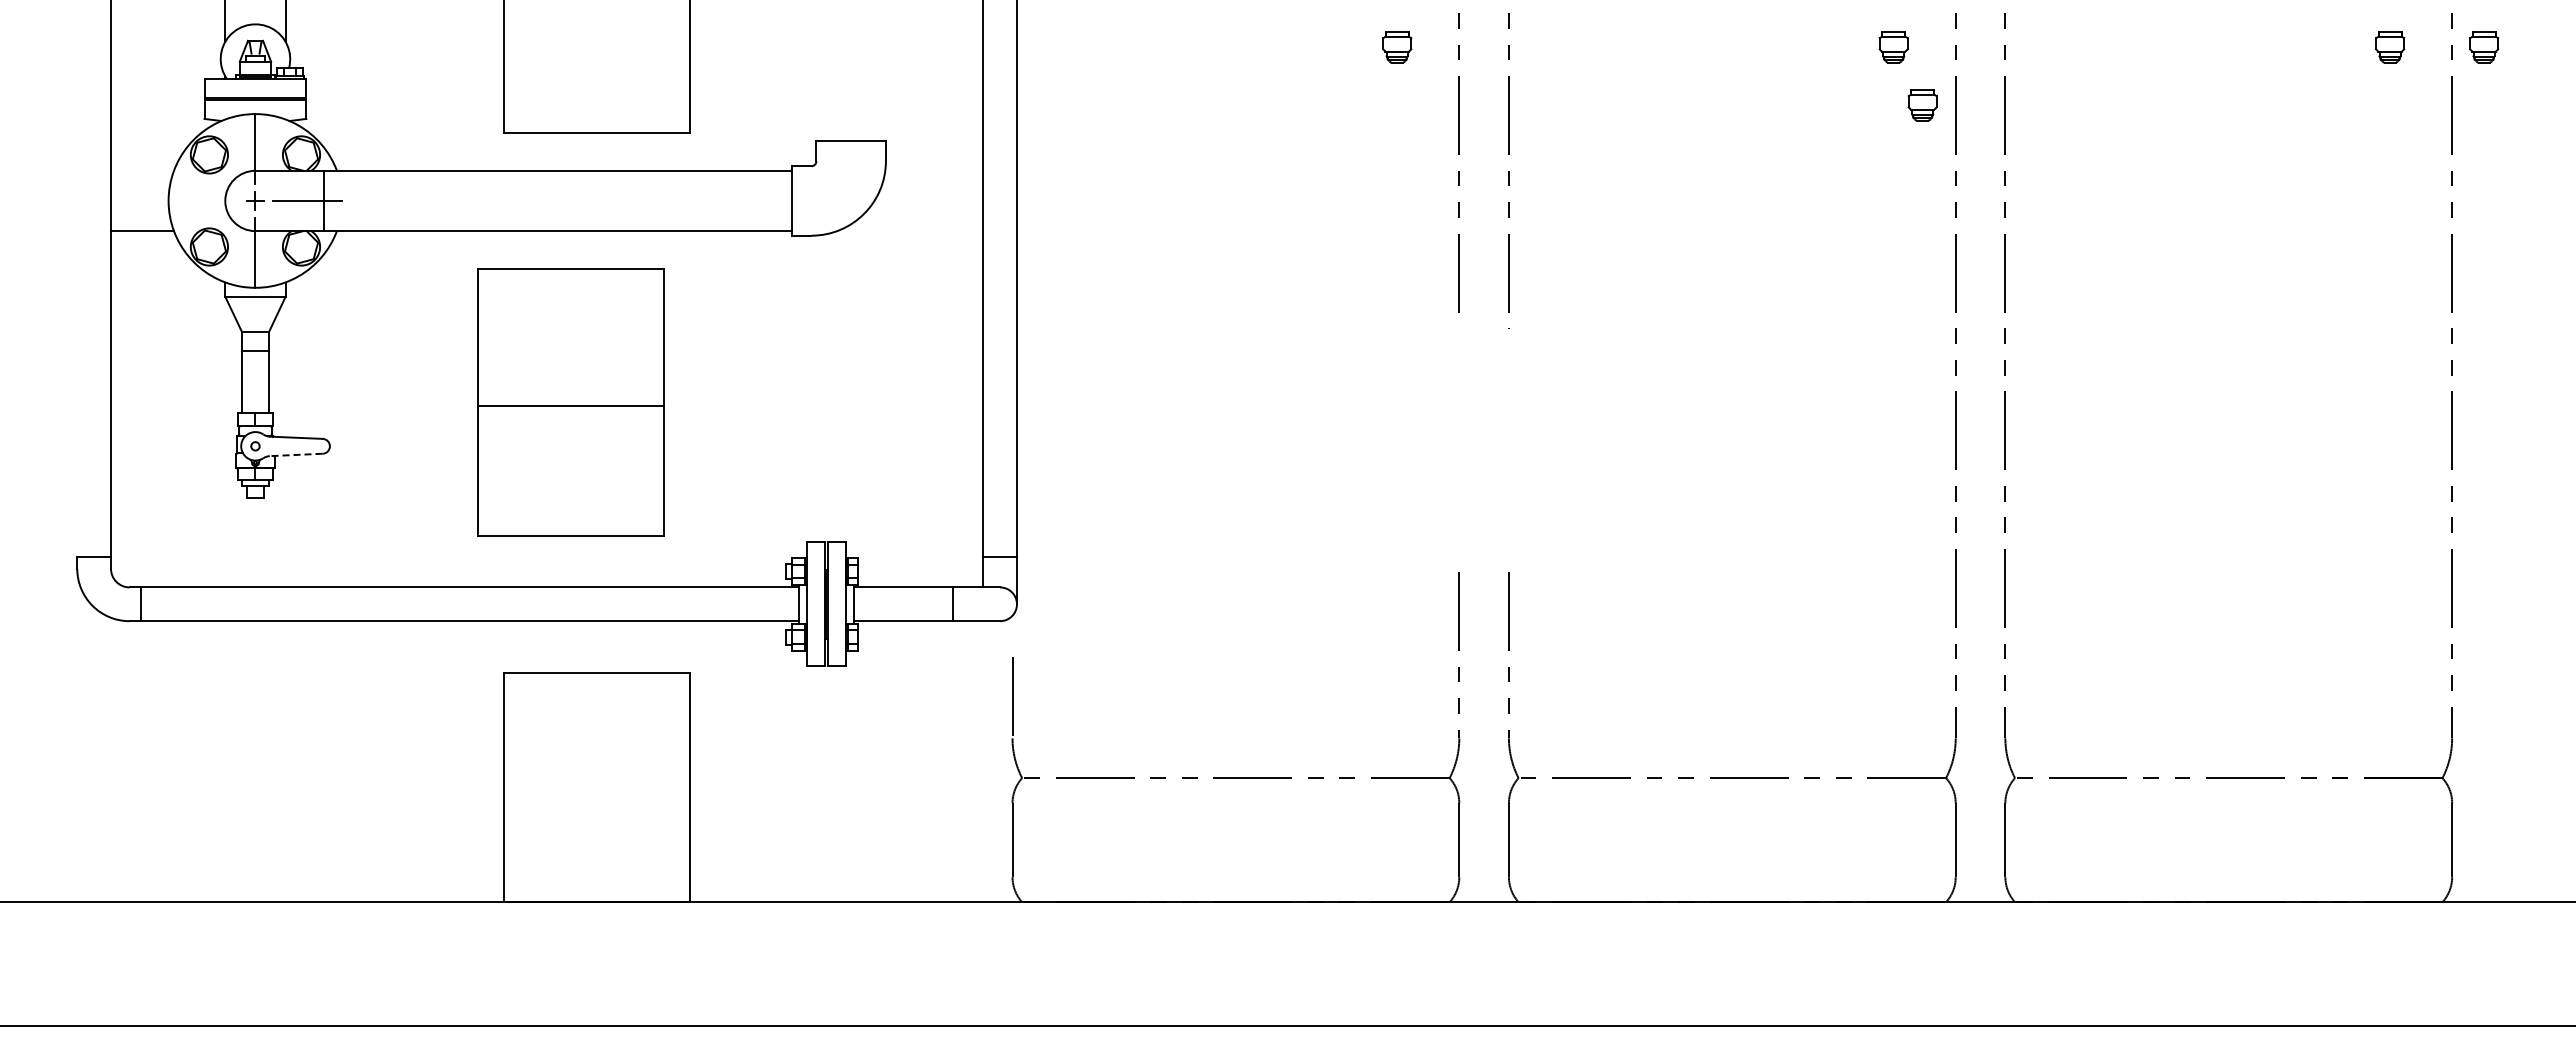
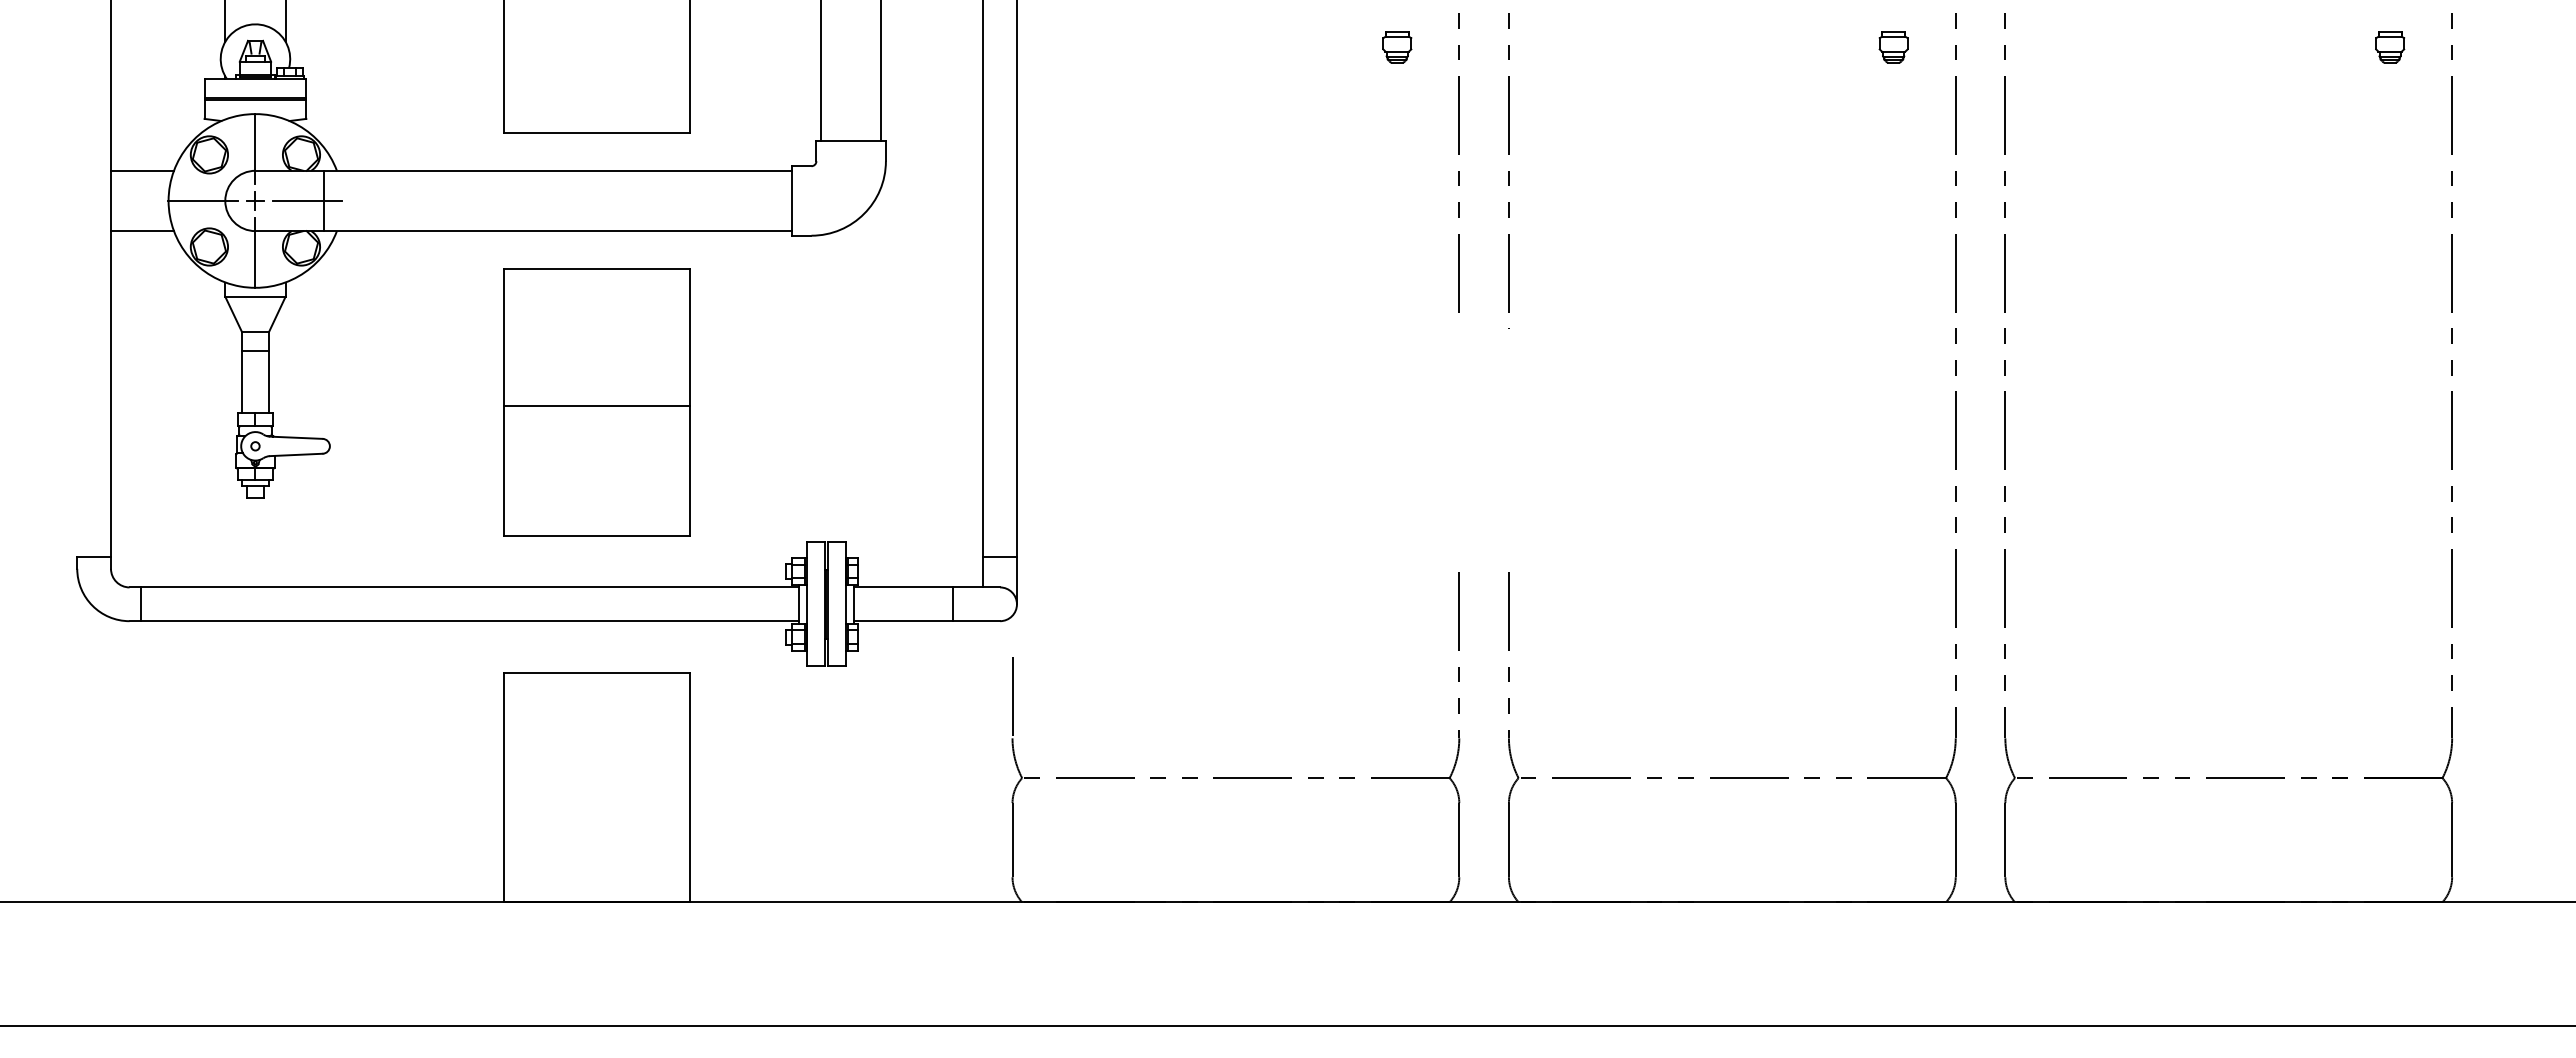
part: present -> none (2484, 47)
line: none -> present (821, 71)
line: none -> present (881, 71)
part: present -> none (1922, 105)
line: none -> present (142, 170)
line: none -> present (203, 200)
part position: (570, 402) -> (596, 402) (596, 402)
line: dashed -> solid (295, 454)
